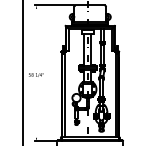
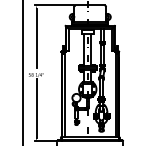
line: none -> present (36, 37)
line: none -> present (36, 107)
